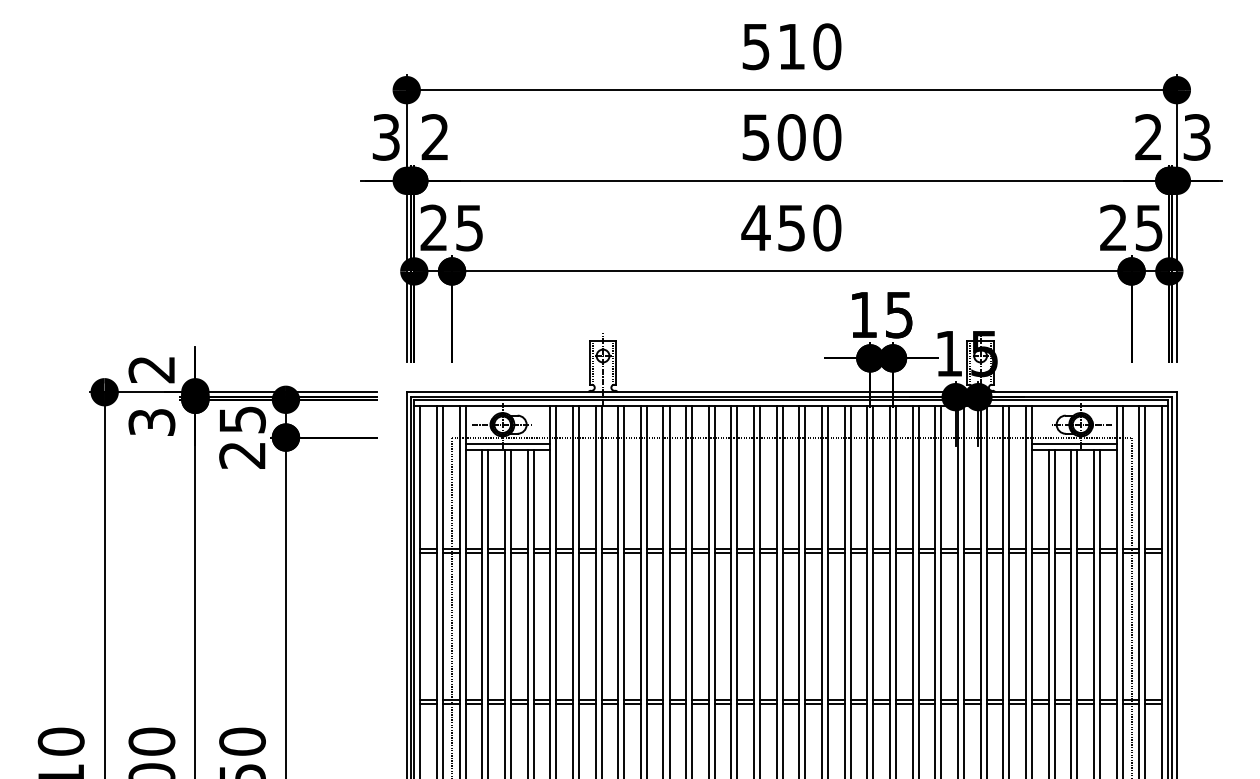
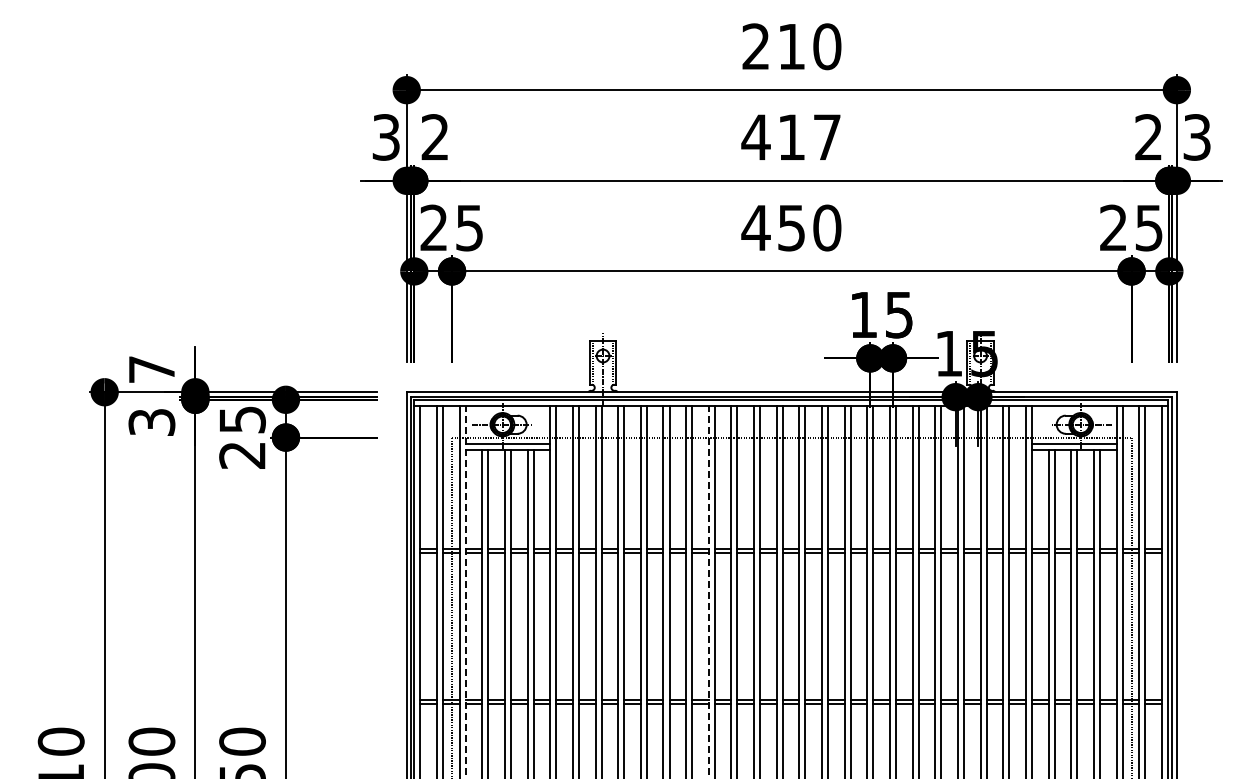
text: 510 -> 210 (755, 46)
text: 500 -> 417 (791, 137)
text: 2 -> 7 (151, 369)
line: solid -> dashed (465, 591)
line: solid -> dashed (708, 591)
